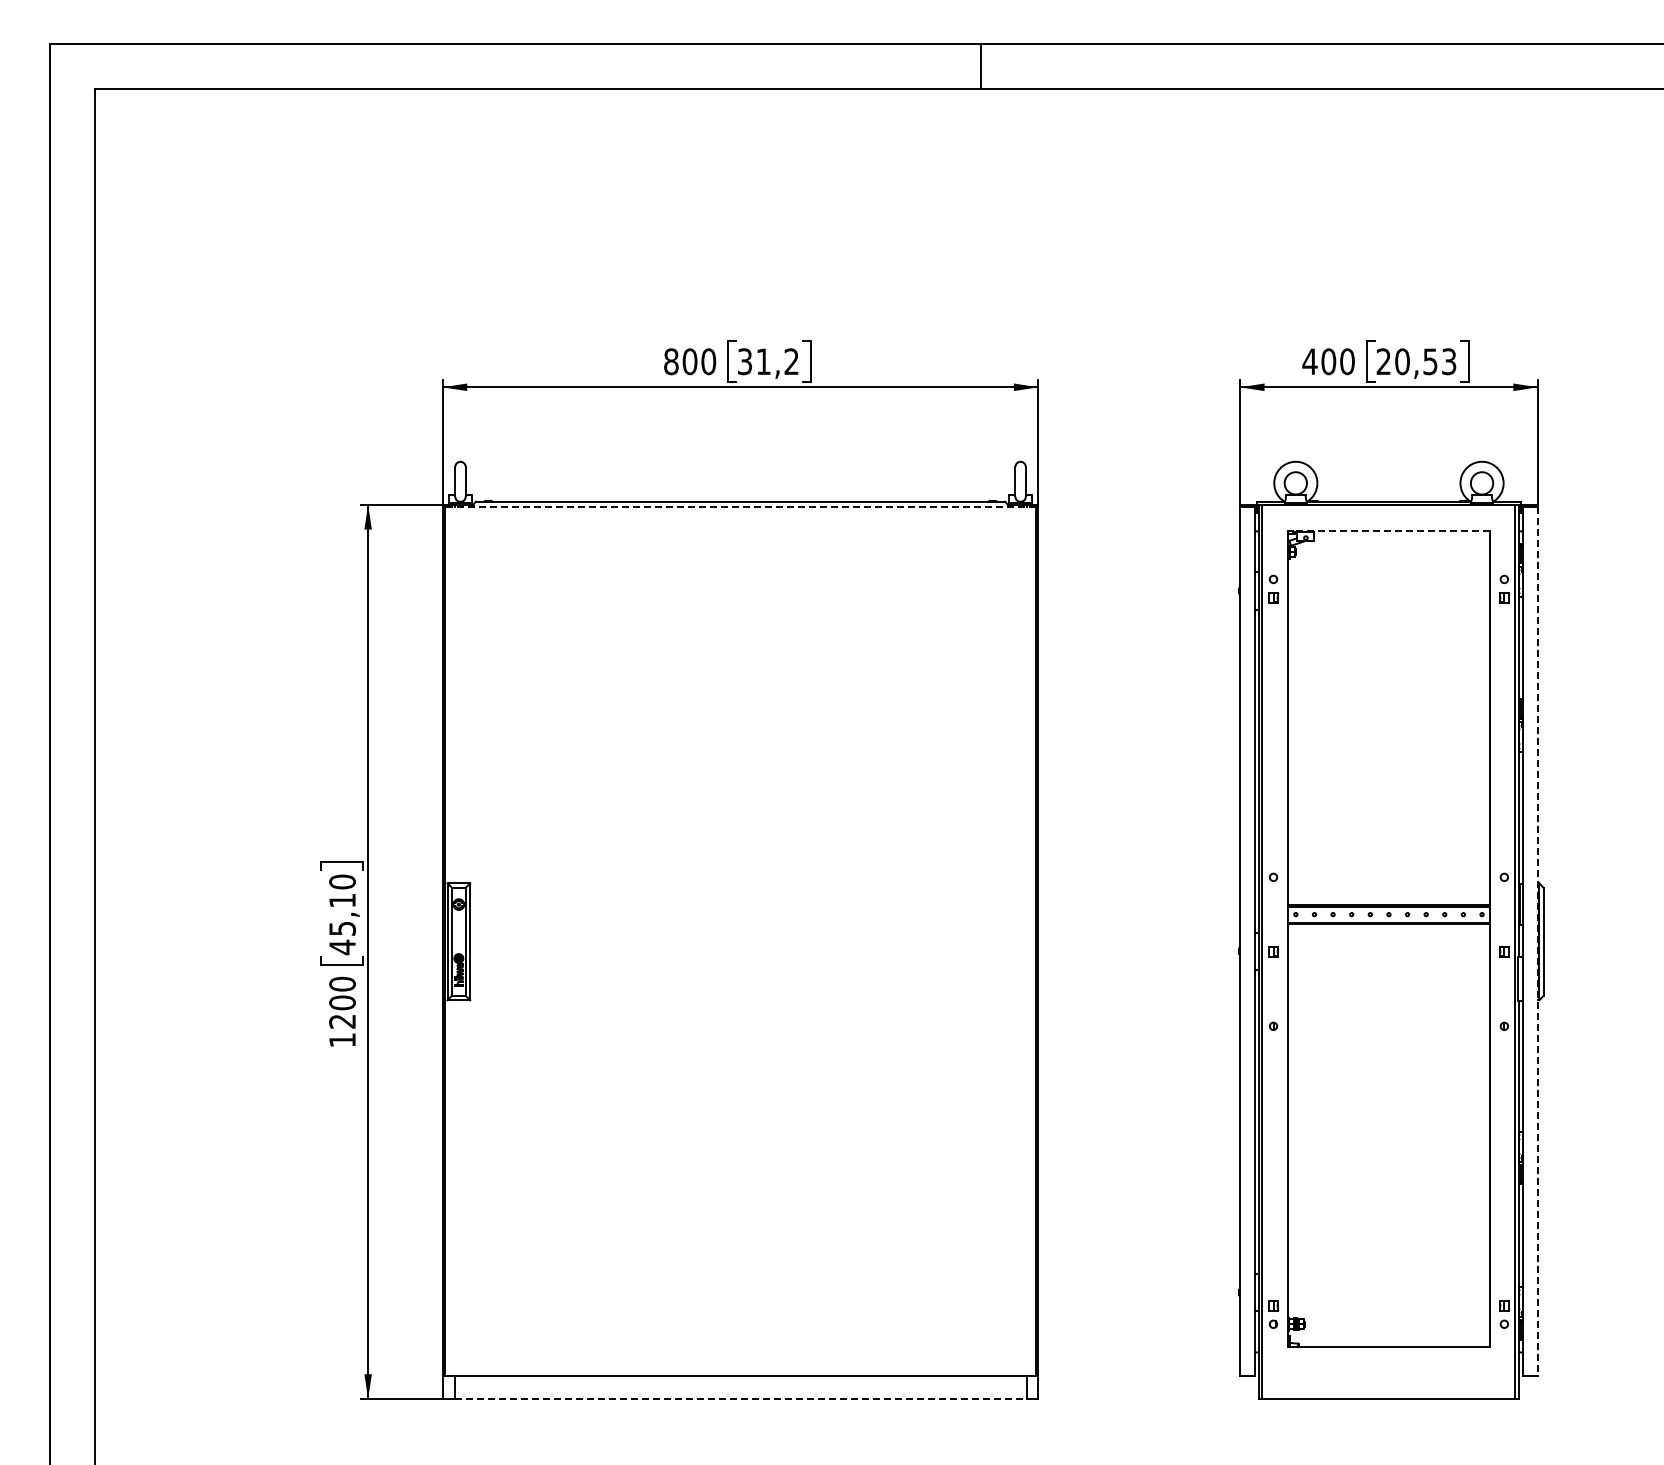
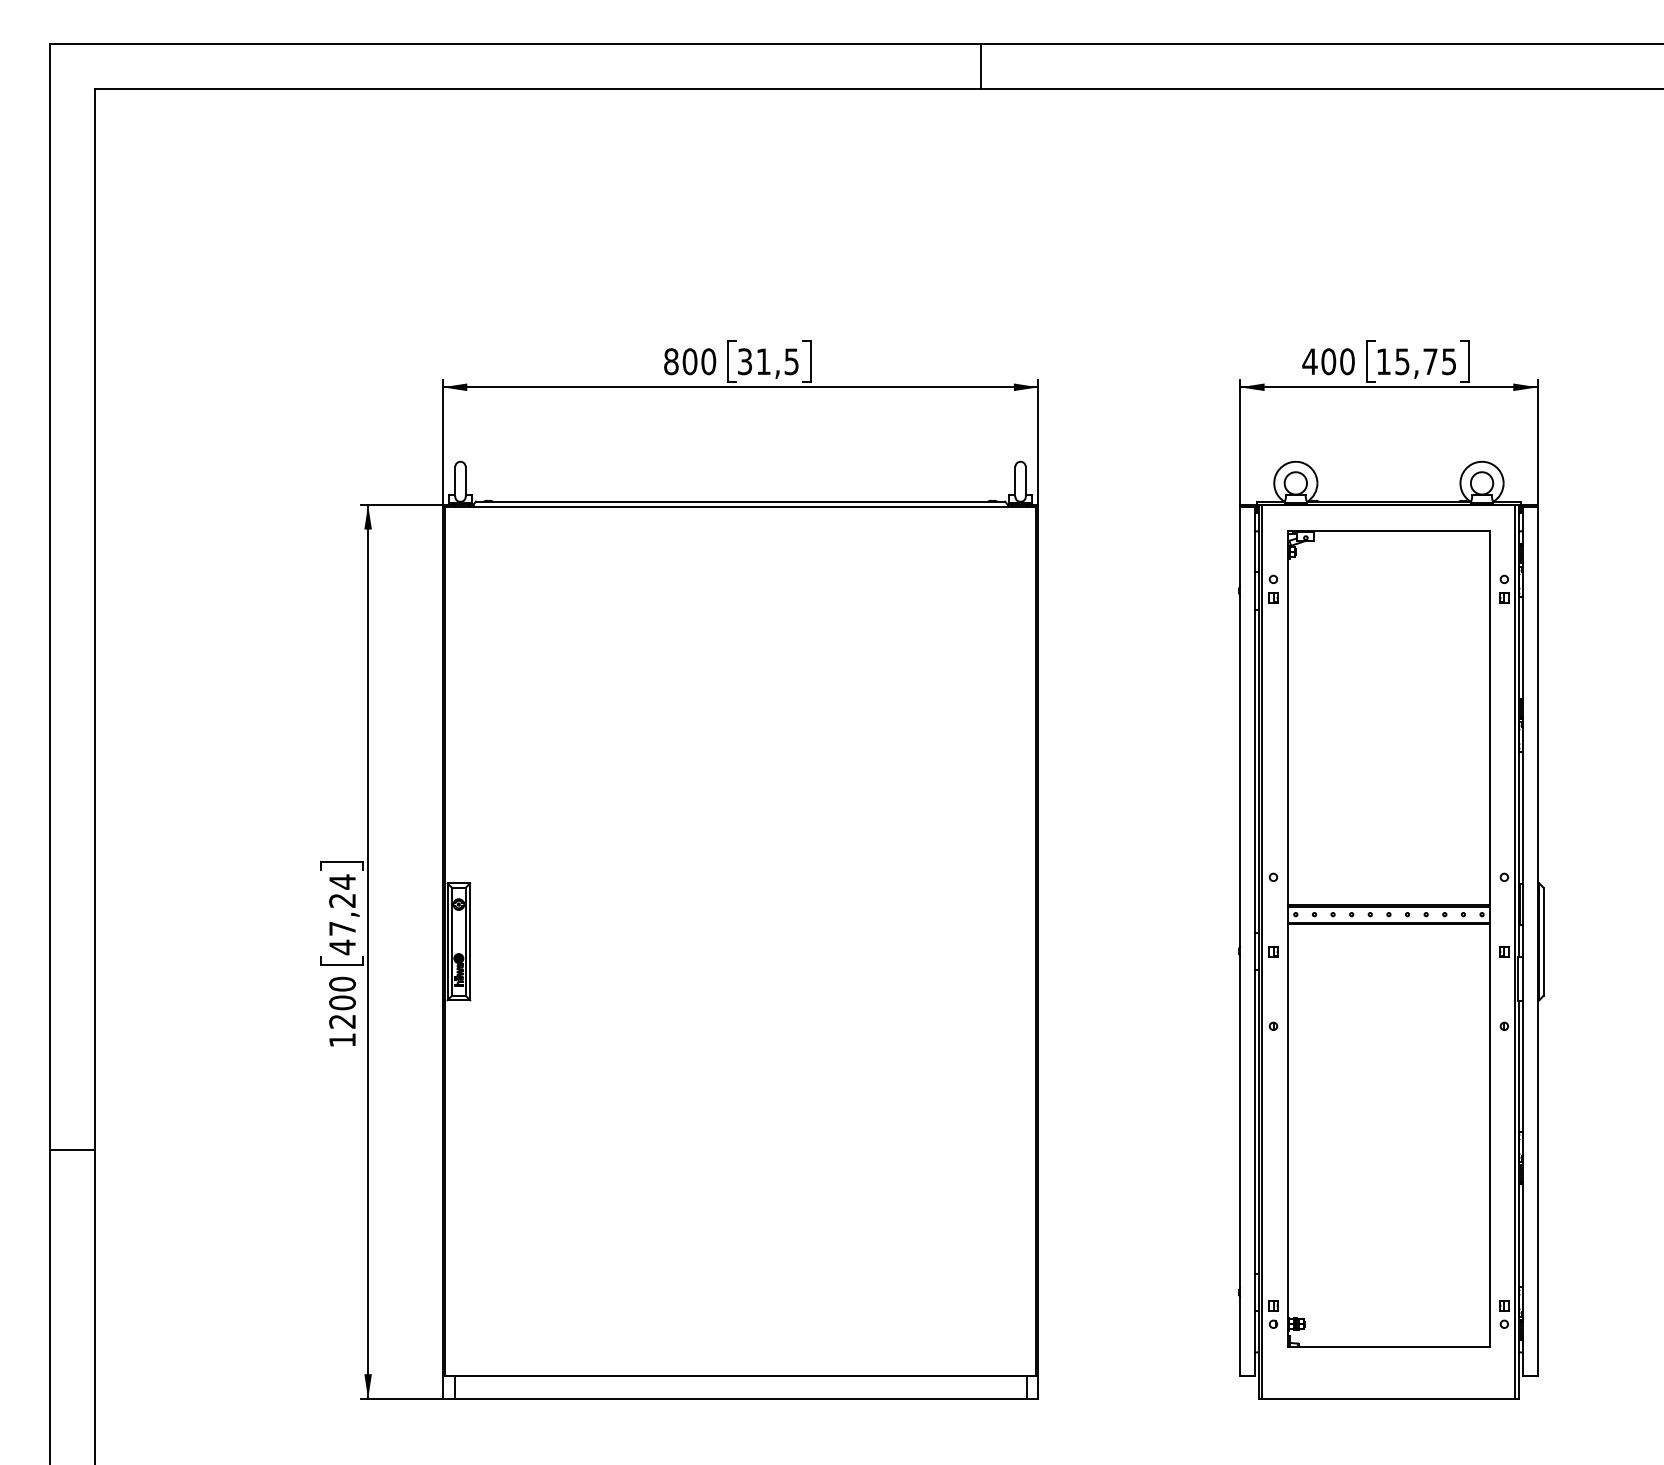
text: 31,2 -> 31,5 (791, 361)
text: 20,53 -> 15,75 (1416, 361)
line: dashed -> solid (740, 507)
line: dashed -> solid (1388, 531)
text: 45,10 -> 47,24 (342, 904)
line: dashed -> solid (1537, 941)
line: none -> present (71, 1150)
line: dashed -> solid (741, 1398)
